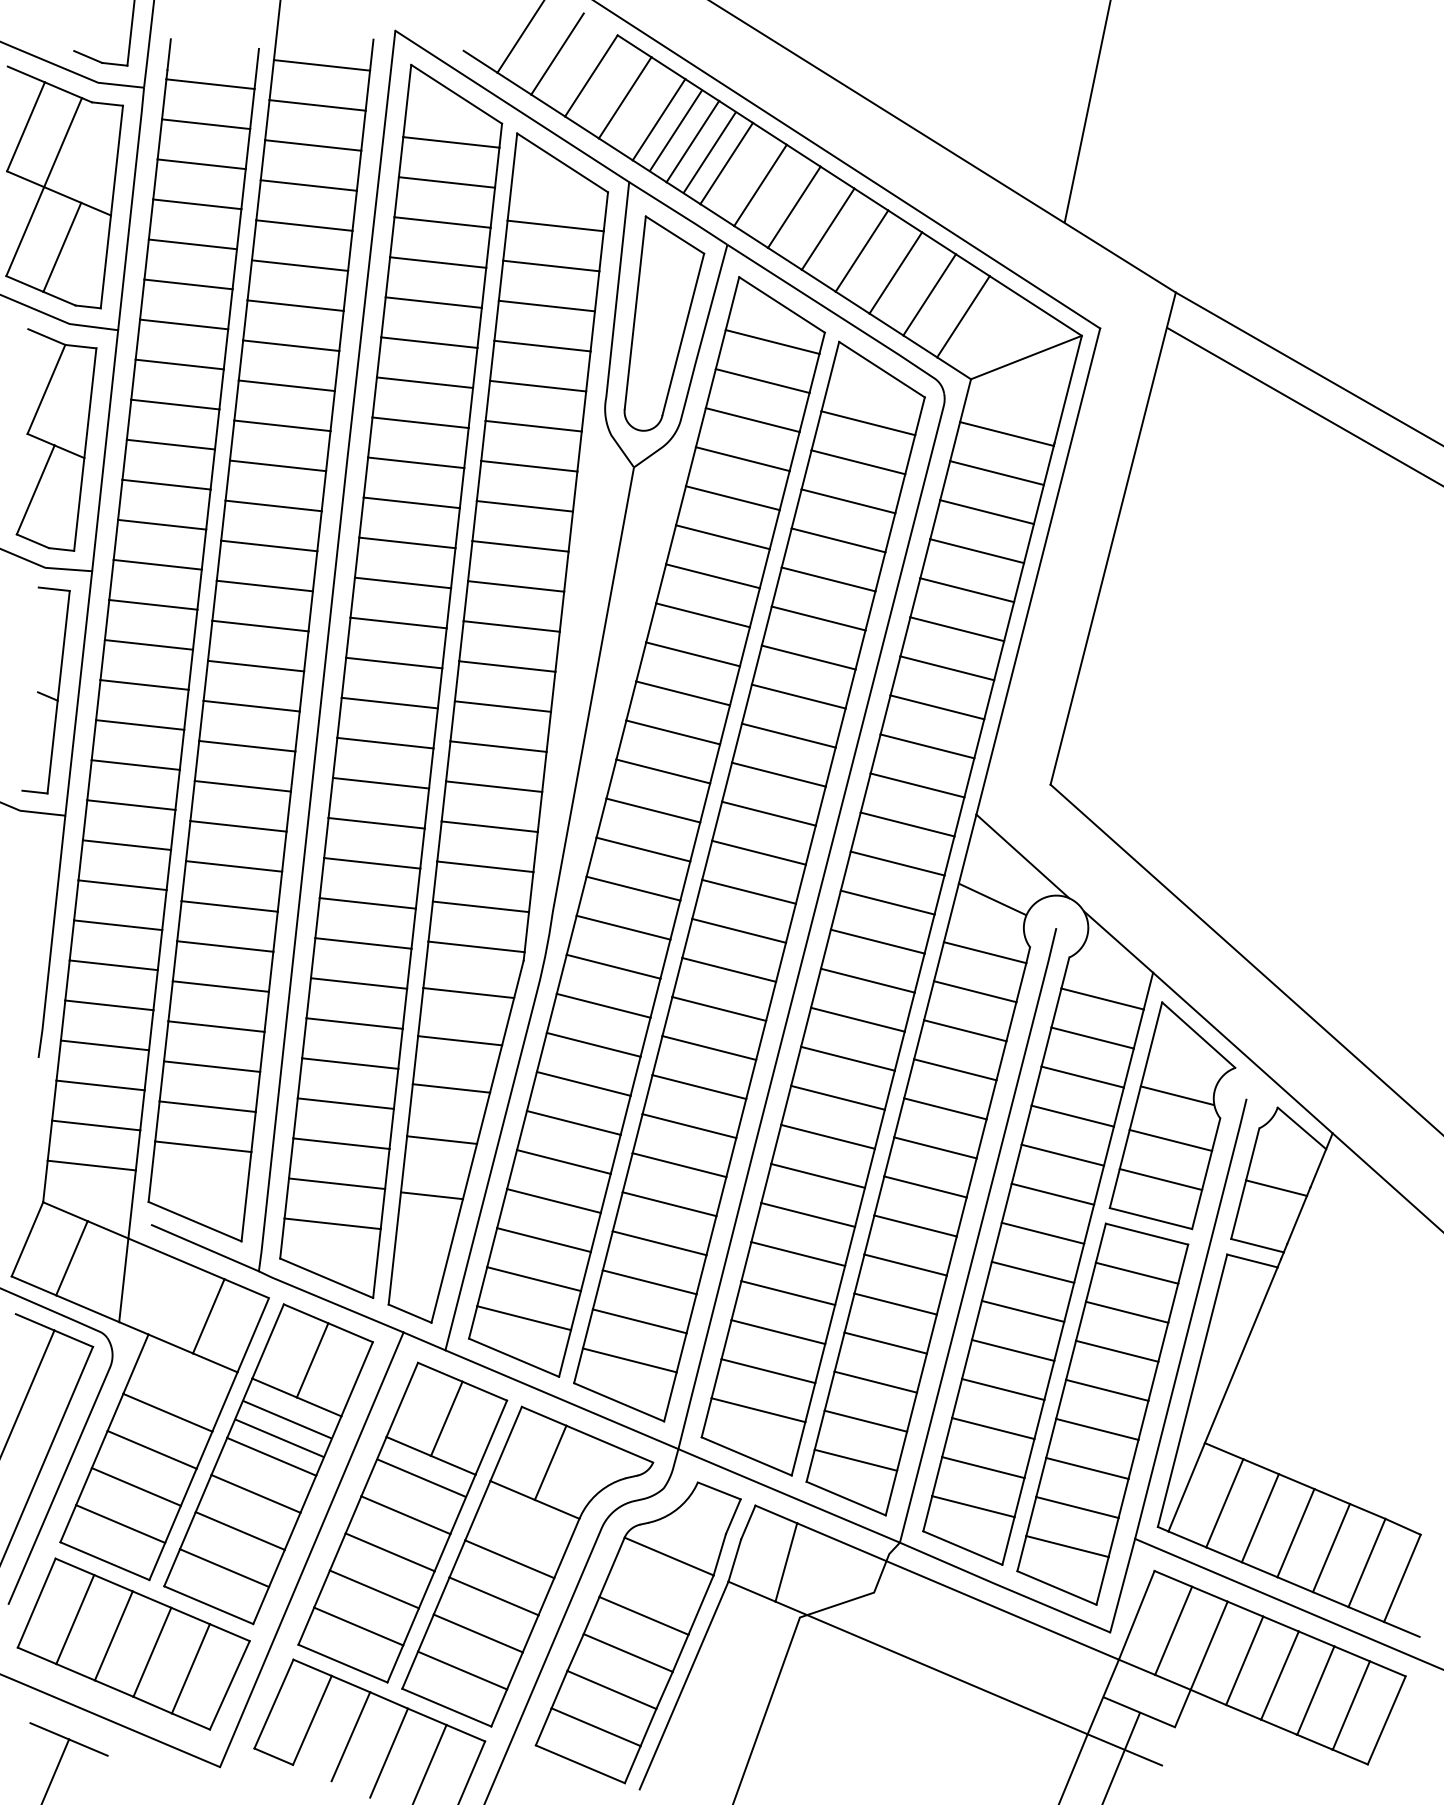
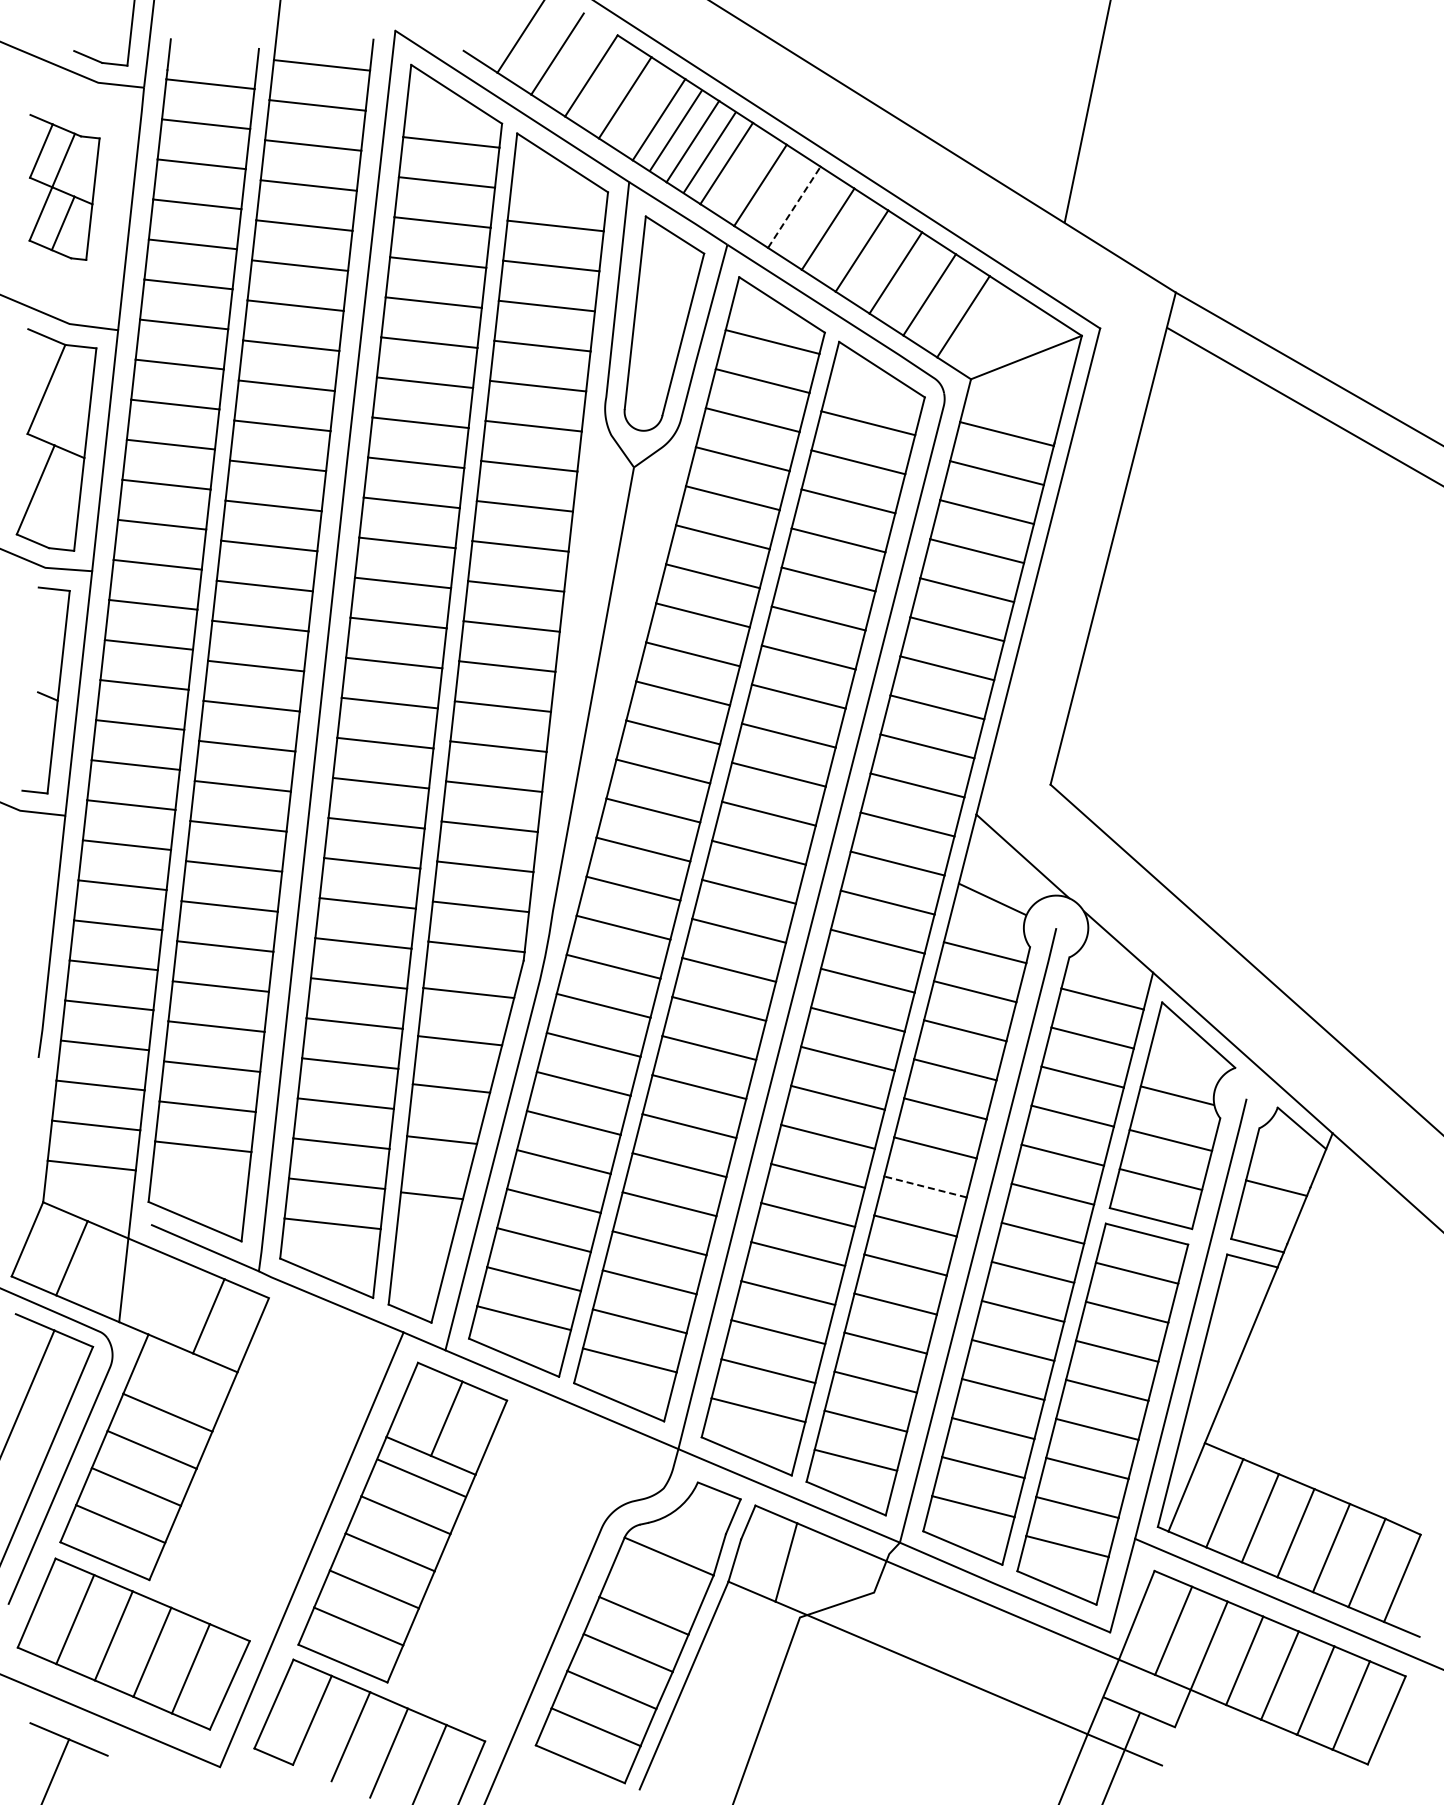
part size: 119x245 px -> 73x147 px (64, 187)
line: solid -> dashed (794, 206)
line: solid -> dashed (925, 1186)
part: present -> none (268, 1464)
part: present -> none (527, 1566)
